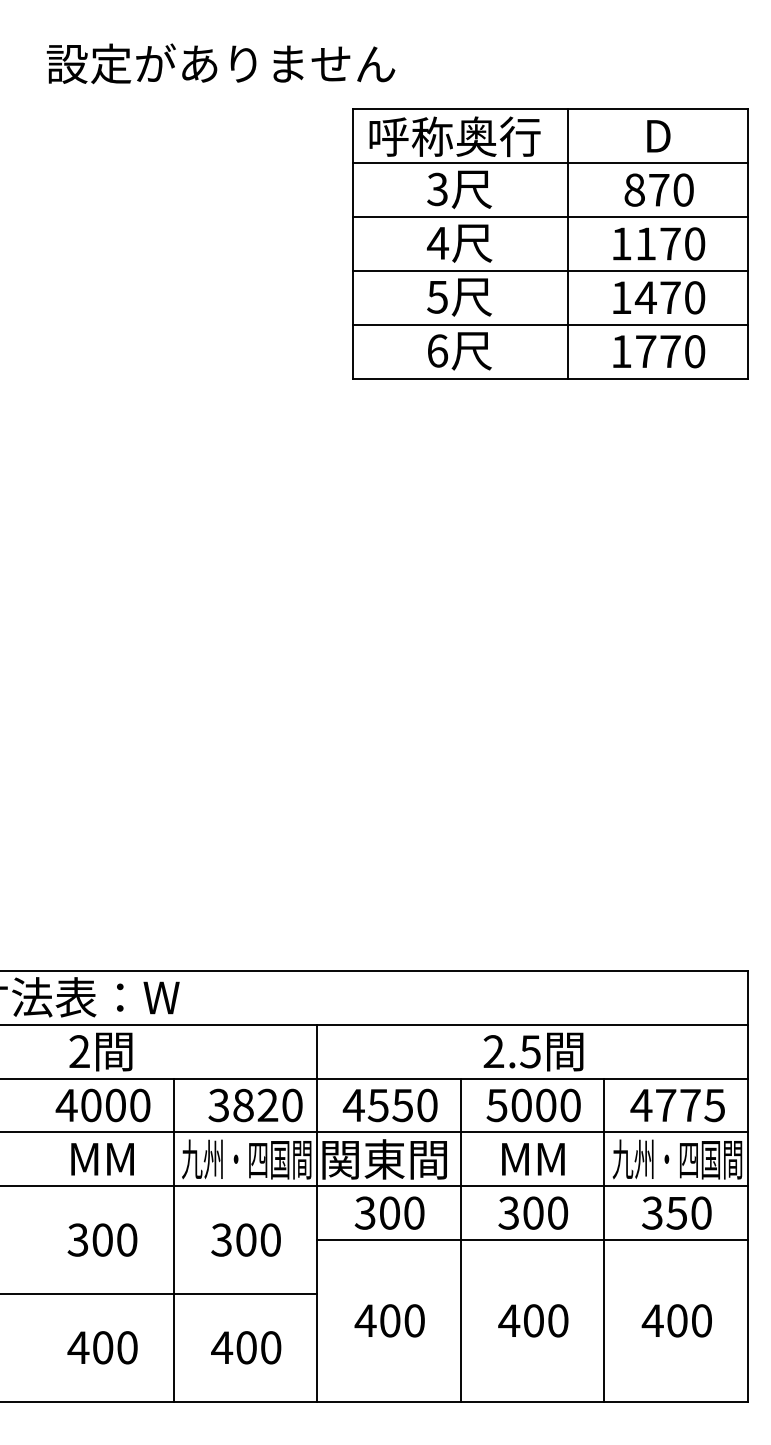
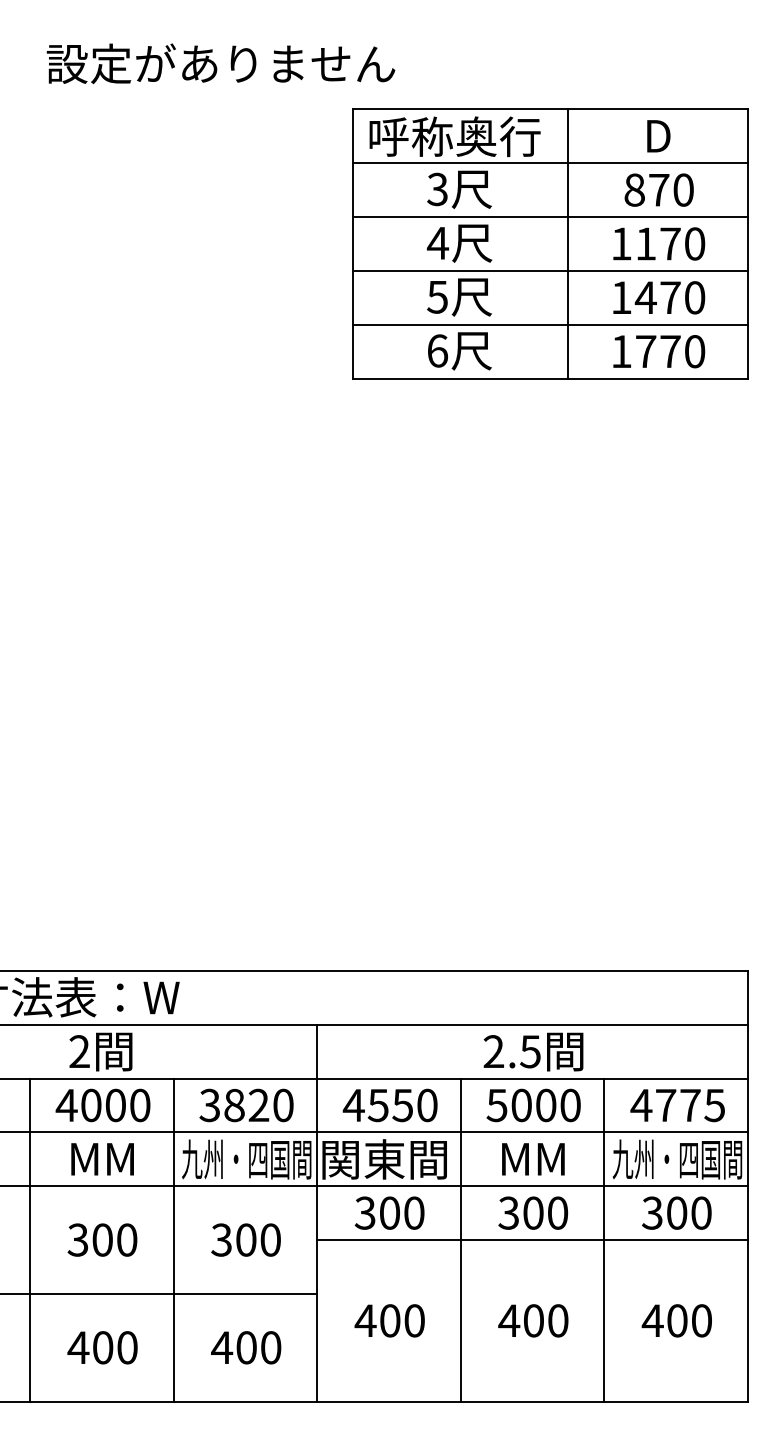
text position: (255, 1105) -> (246, 1105) (246, 1105)
text: 350 -> 300 (676, 1212)
line: none -> present (29, 1239)
